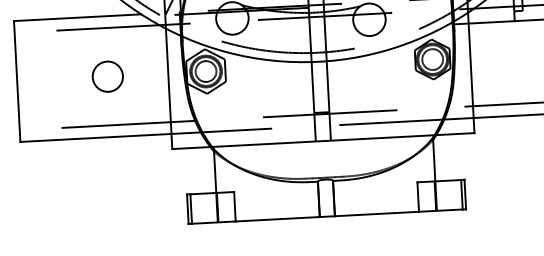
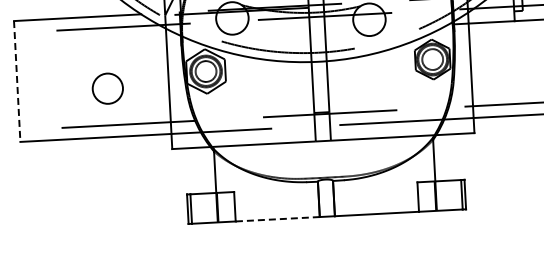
circle position: (107, 76) -> (107, 88) (107, 88)
line: solid -> dashed (17, 81)
line: solid -> dashed (277, 219)
